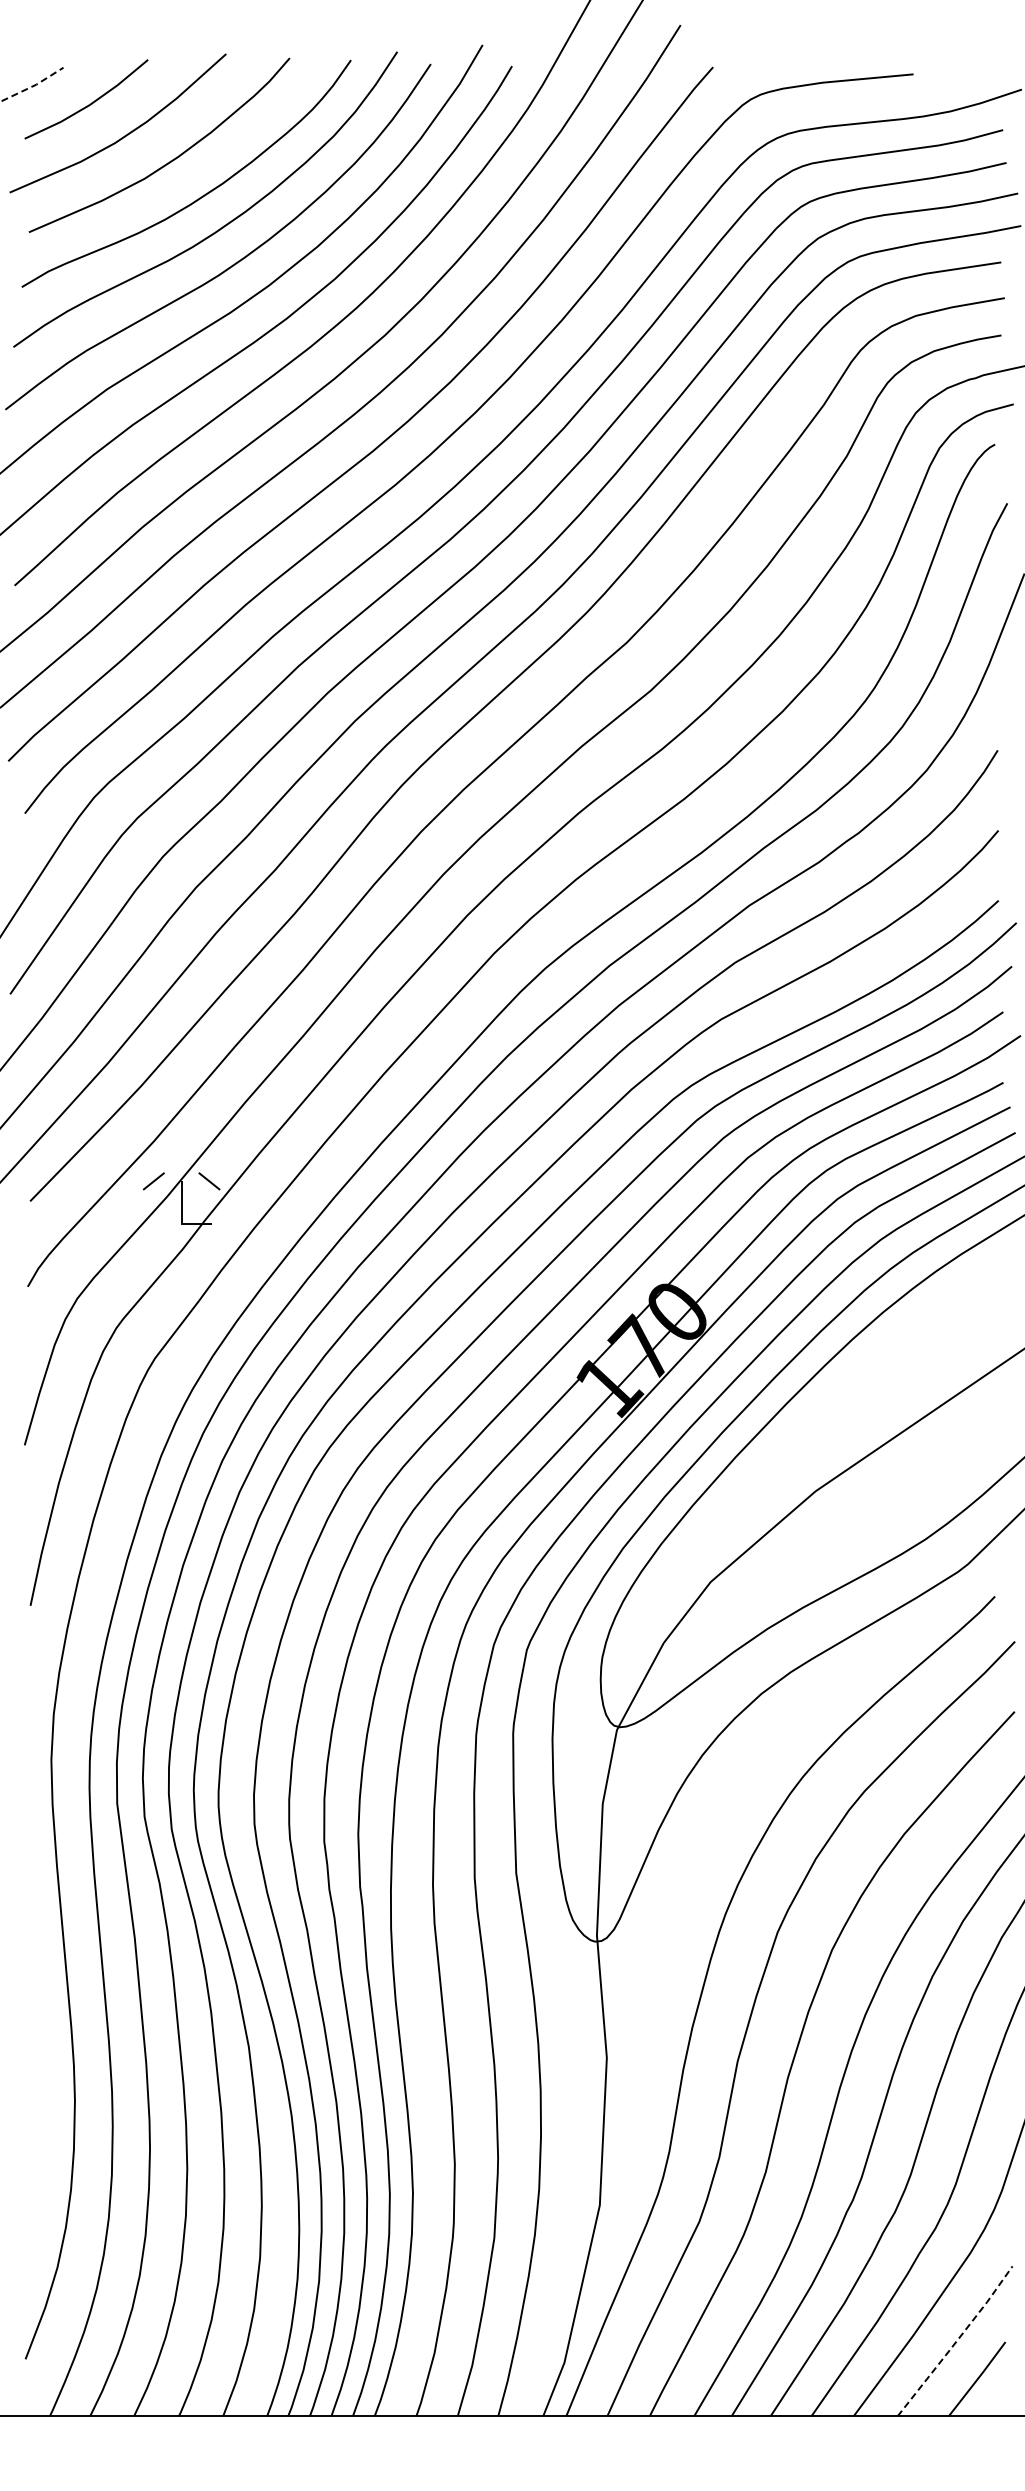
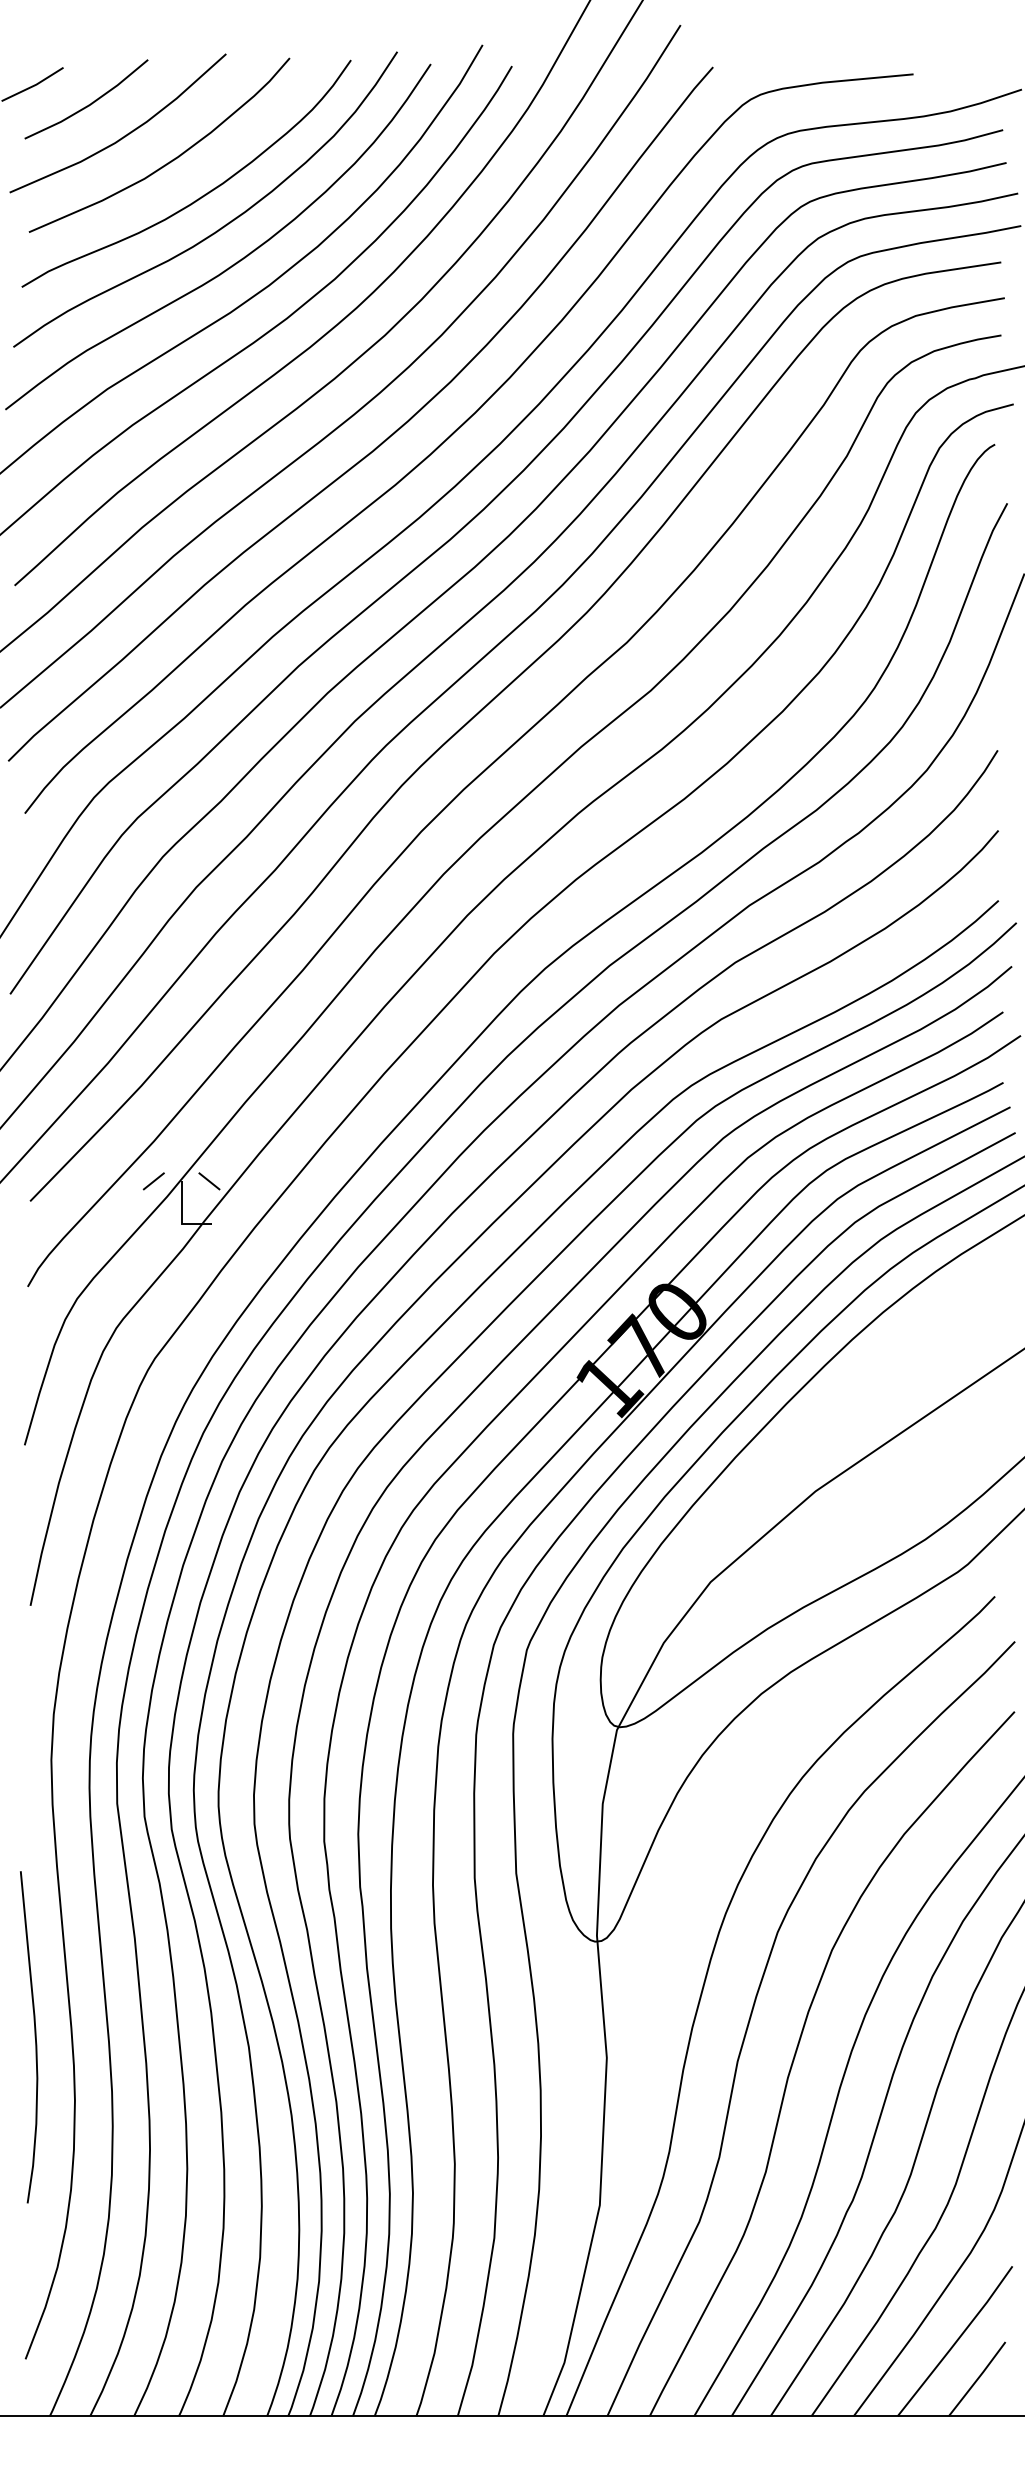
line: dashed -> solid (33, 85)
curve: none -> present (34, 2037)
line: dashed -> solid (956, 2341)
